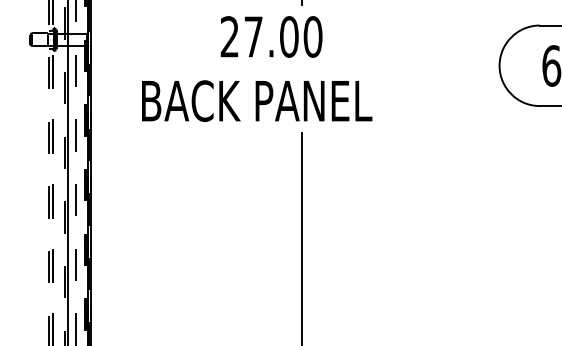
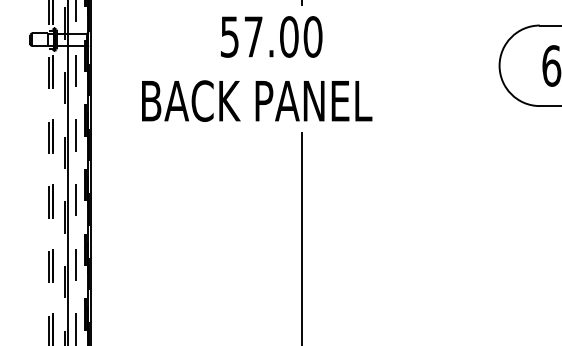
text: 27.00 -> 57.00 (229, 36)
